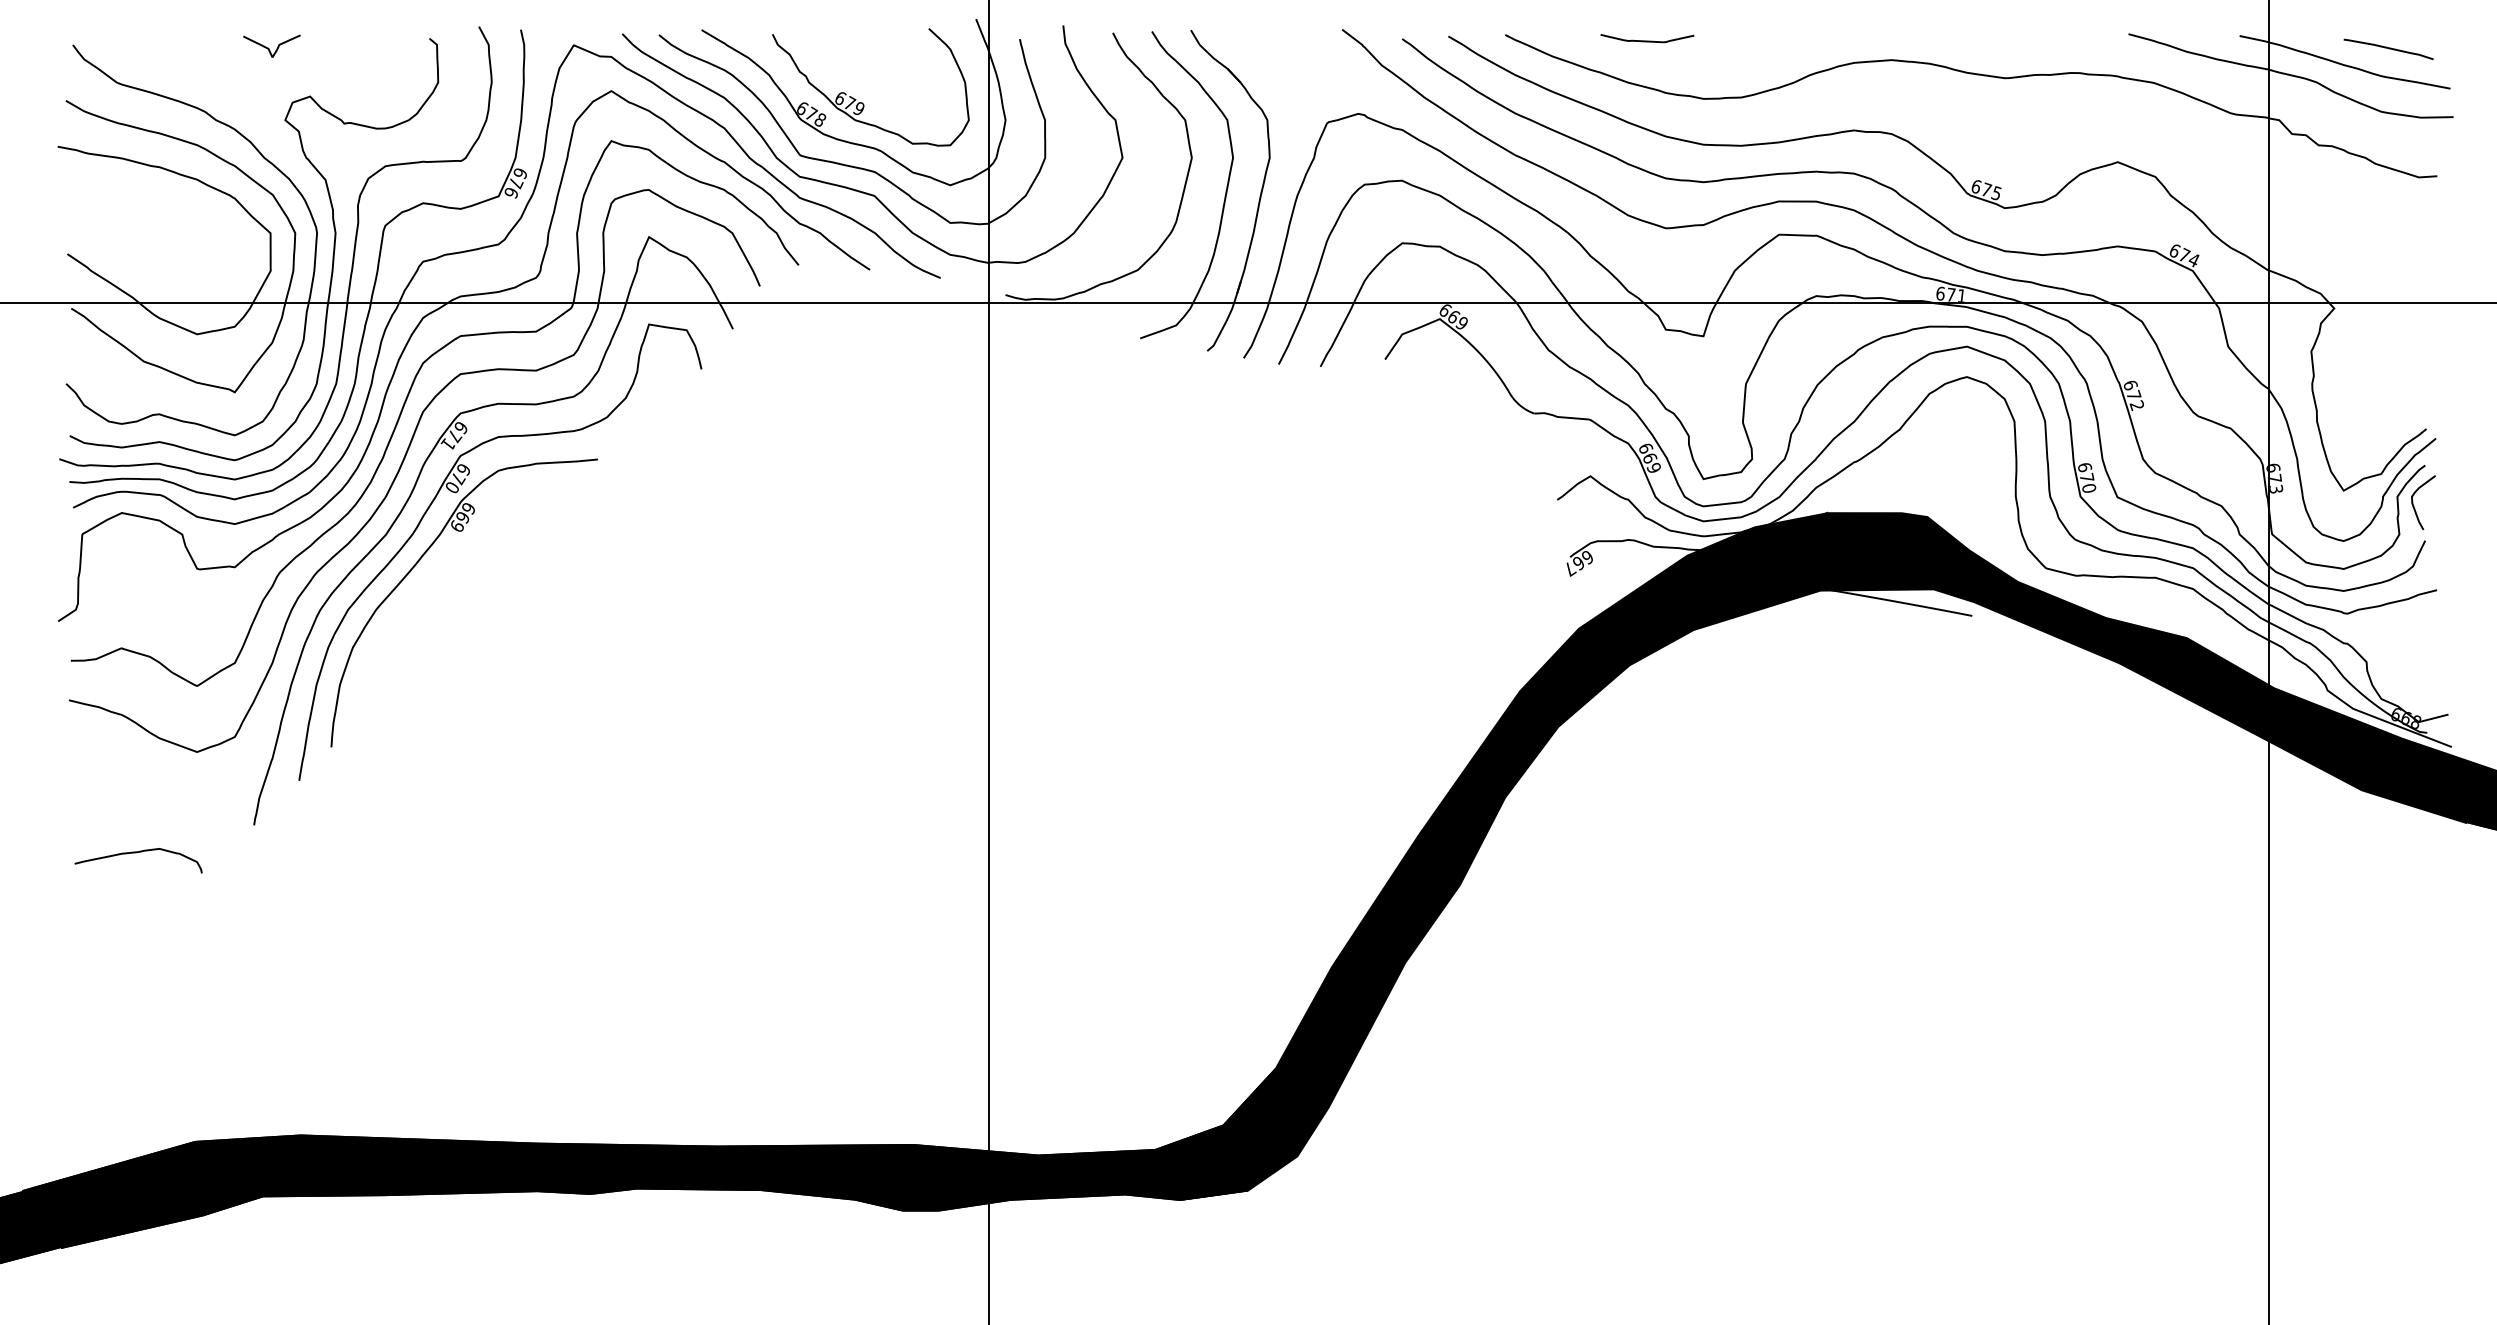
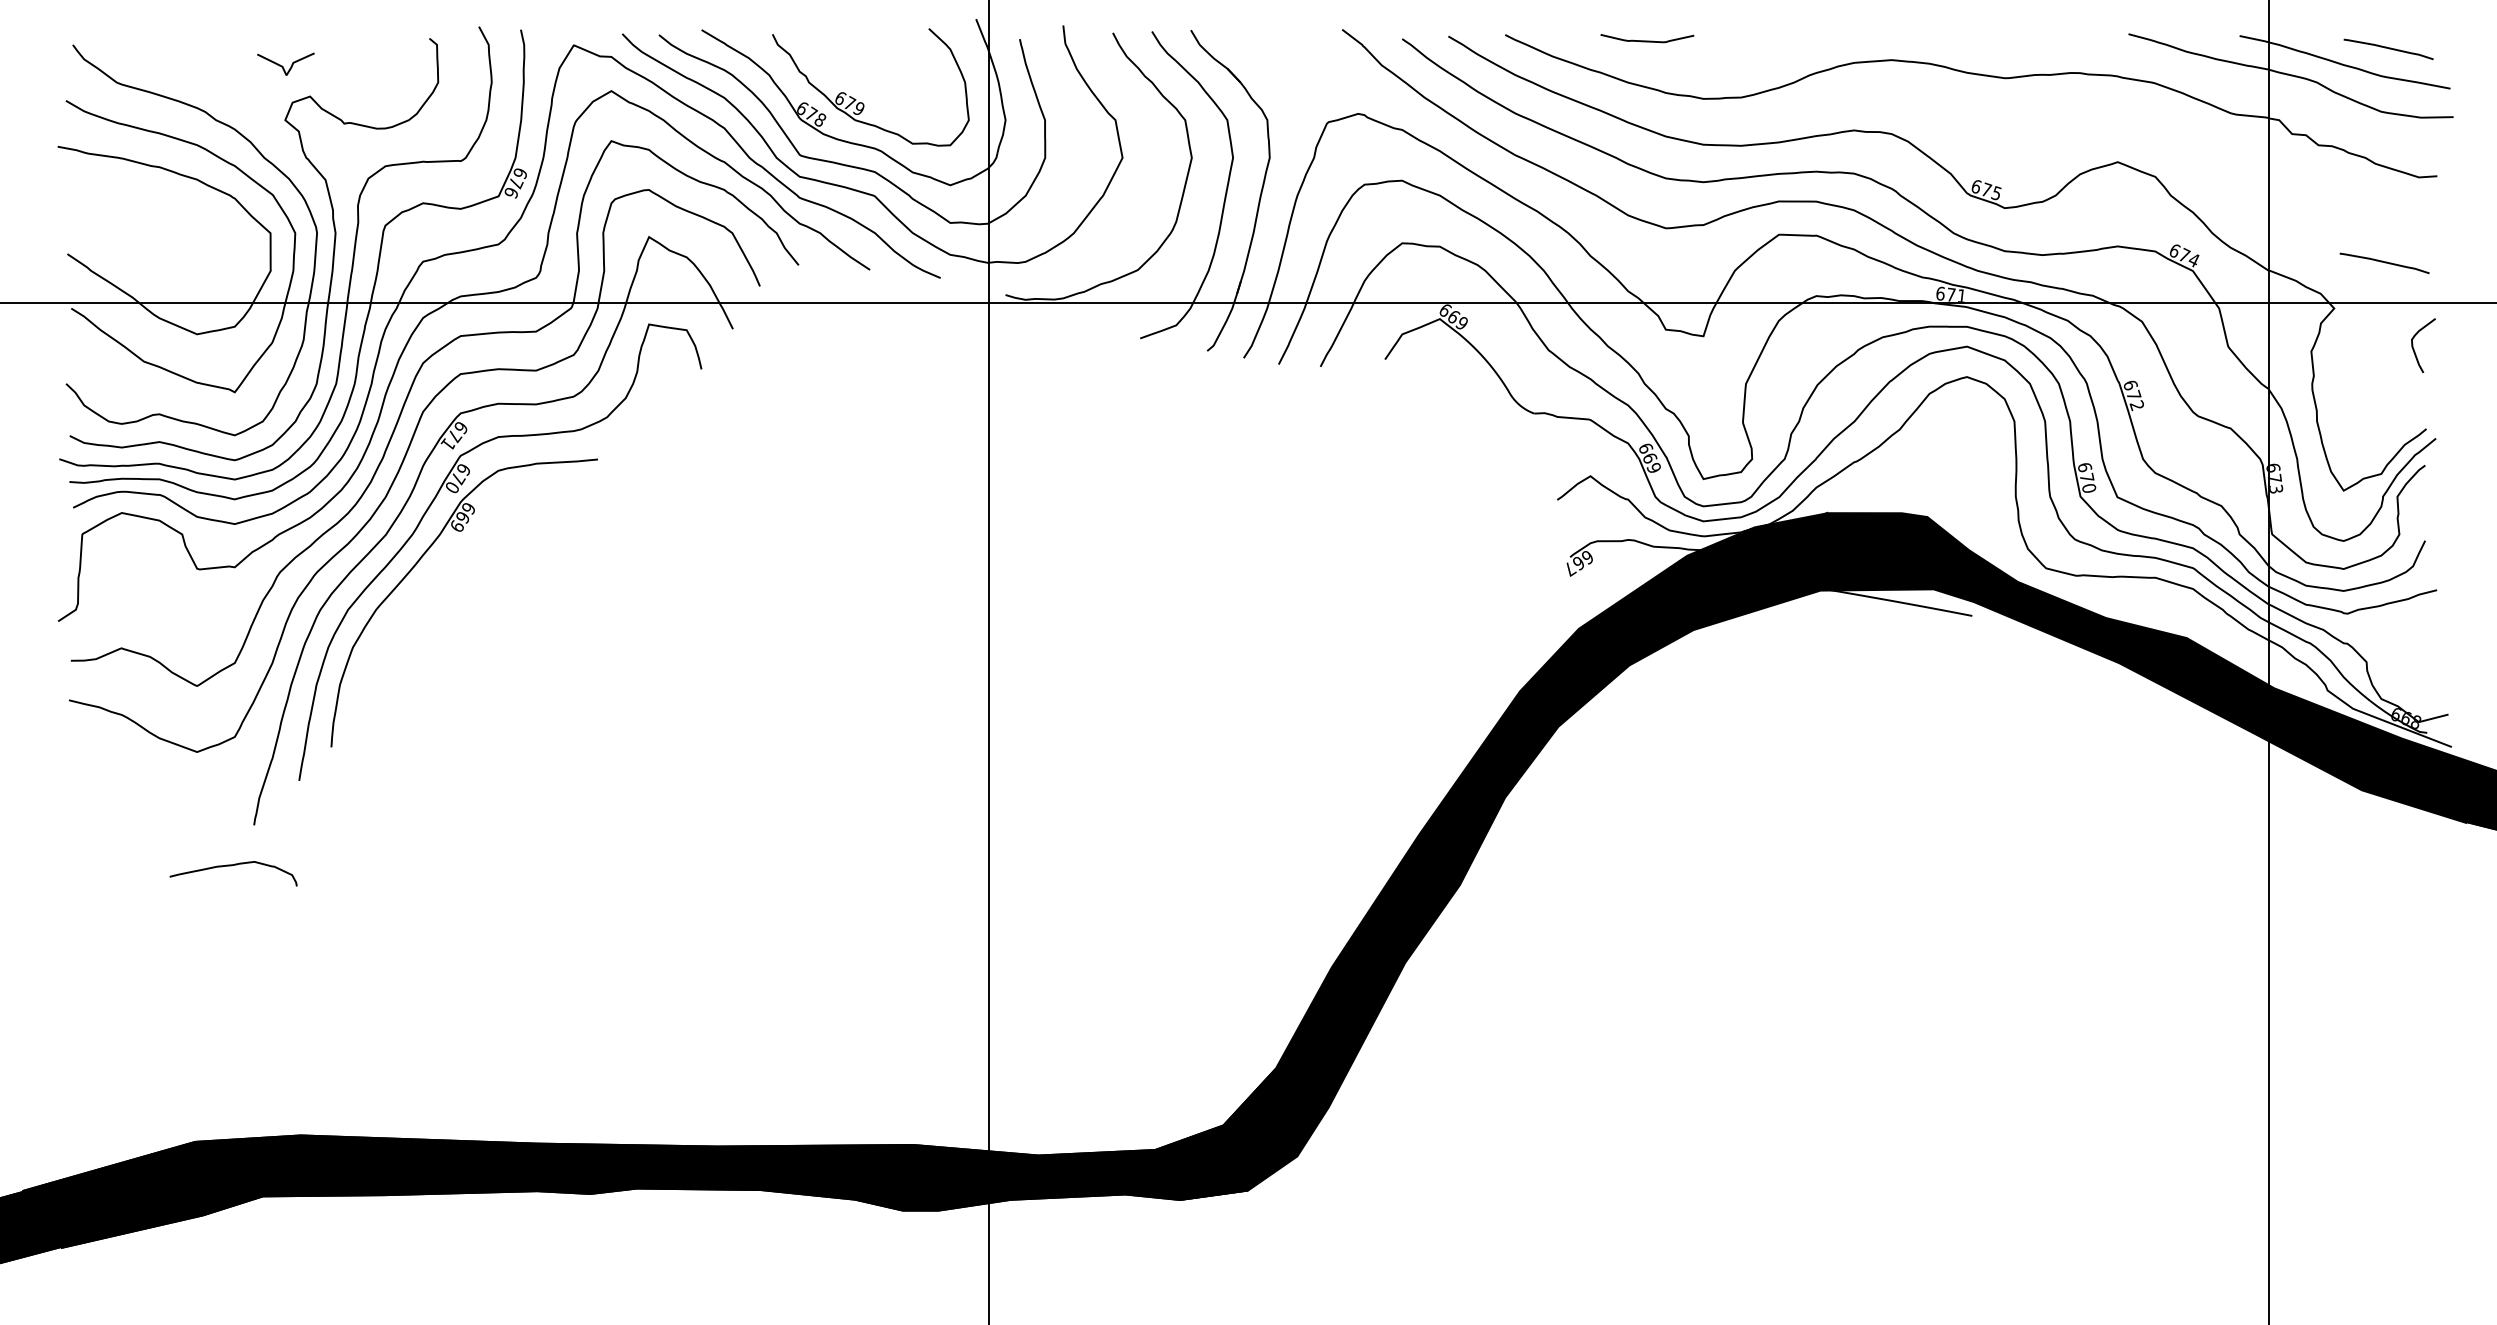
curve position: (268, 47) -> (282, 65) (282, 65)
curve: none -> present (2384, 262)
curve position: (2414, 506) -> (2414, 349) (2414, 349)
curve position: (137, 853) -> (232, 866) (232, 866)
